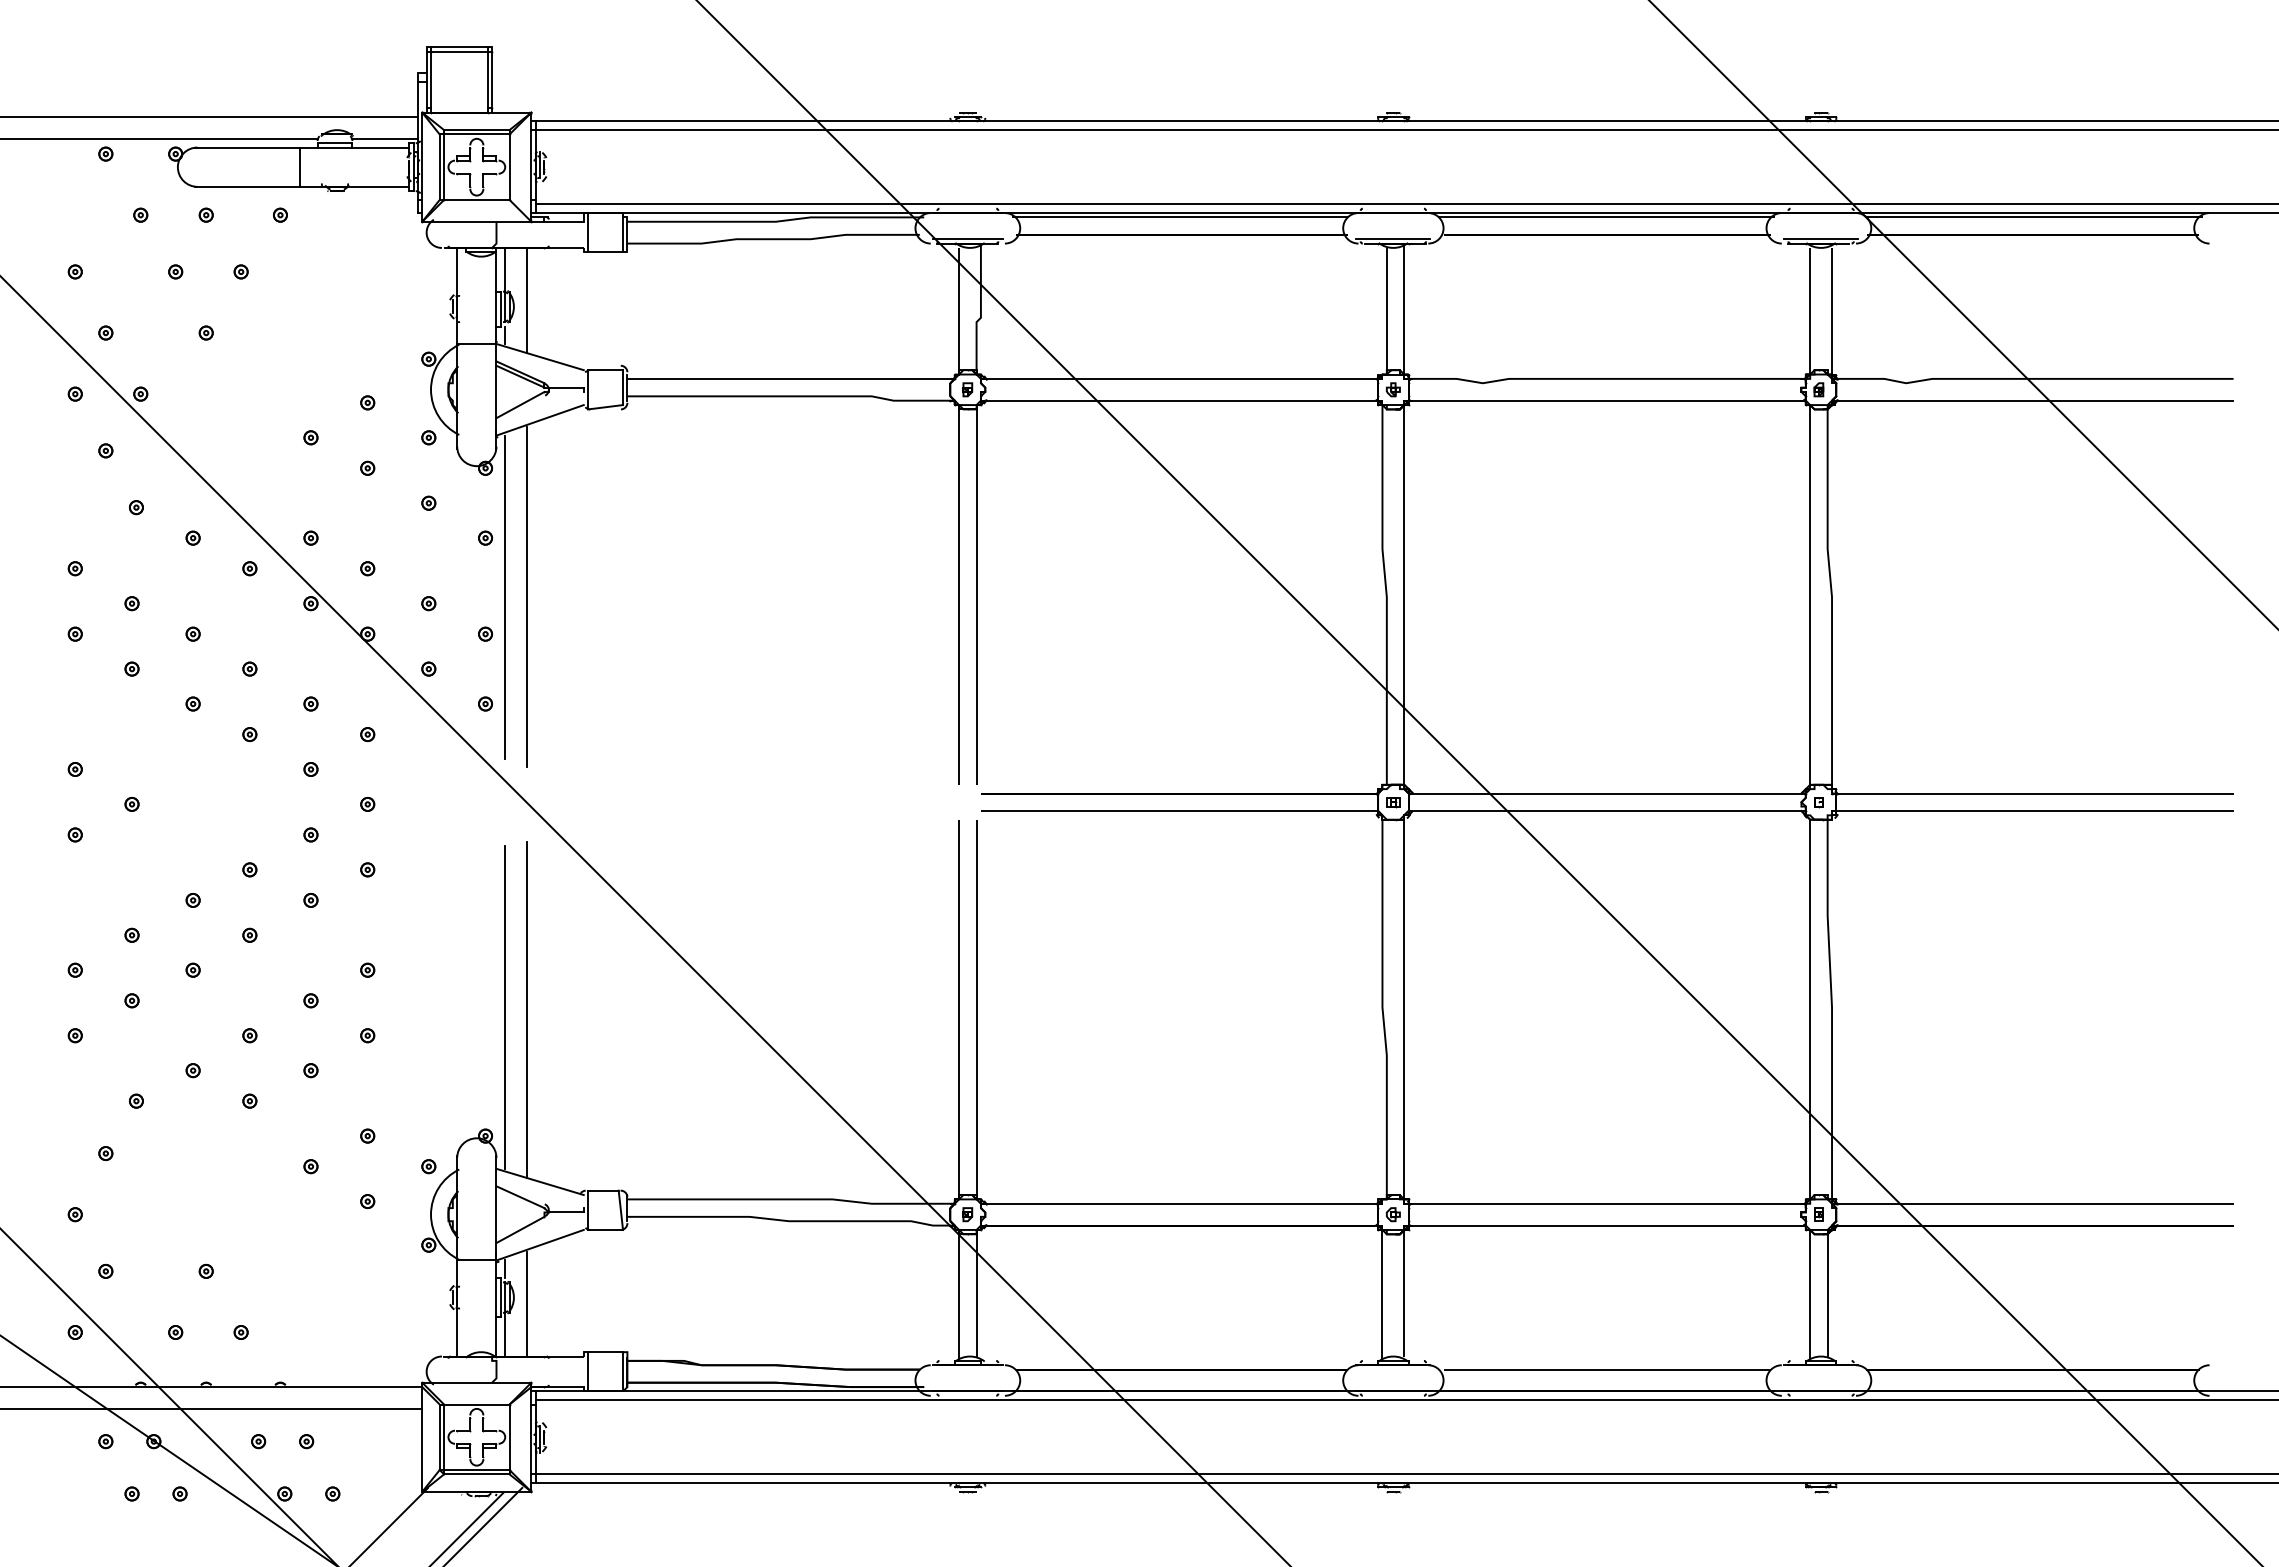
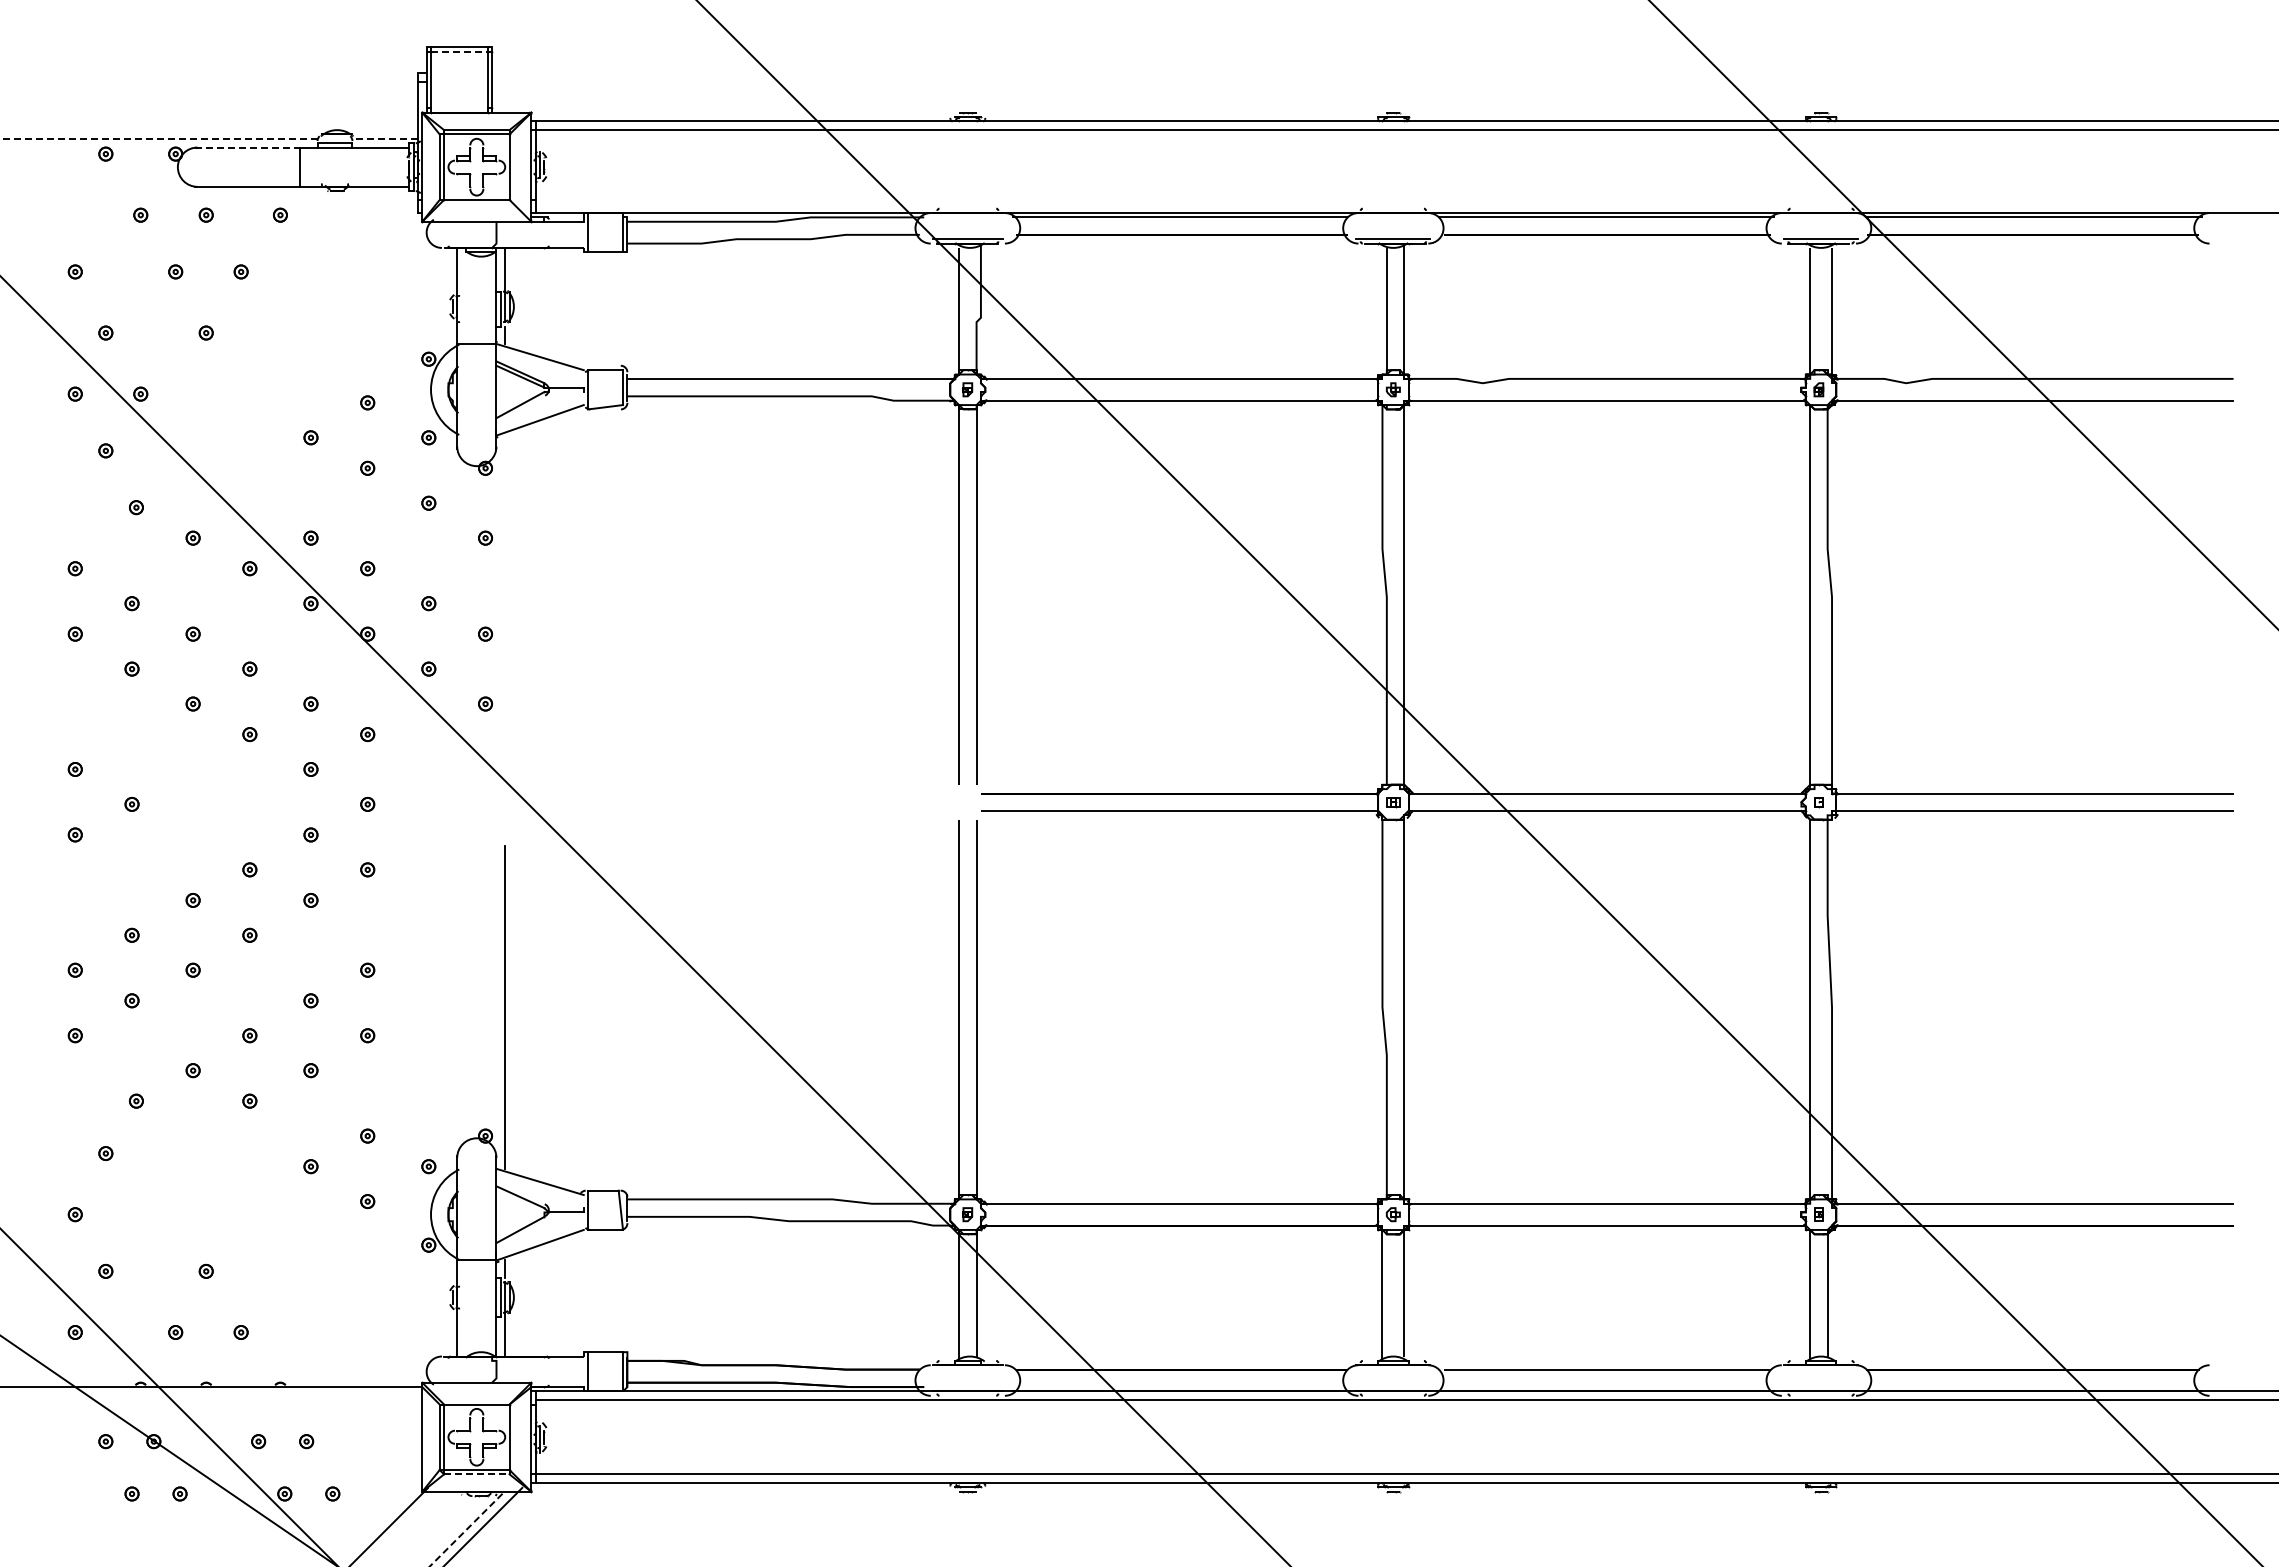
line: solid -> dashed (459, 51)
line: present -> none (209, 117)
line: solid -> dashed (158, 138)
line: solid -> dashed (385, 138)
line: solid -> dashed (248, 147)
line: present -> none (1405, 204)
line: present -> none (527, 299)
line: present -> none (505, 596)
line: present -> none (527, 596)
line: present -> none (527, 1009)
line: present -> none (527, 1303)
line: present -> none (212, 1408)
line: solid -> dashed (476, 1474)
line: solid -> dashed (466, 1529)
